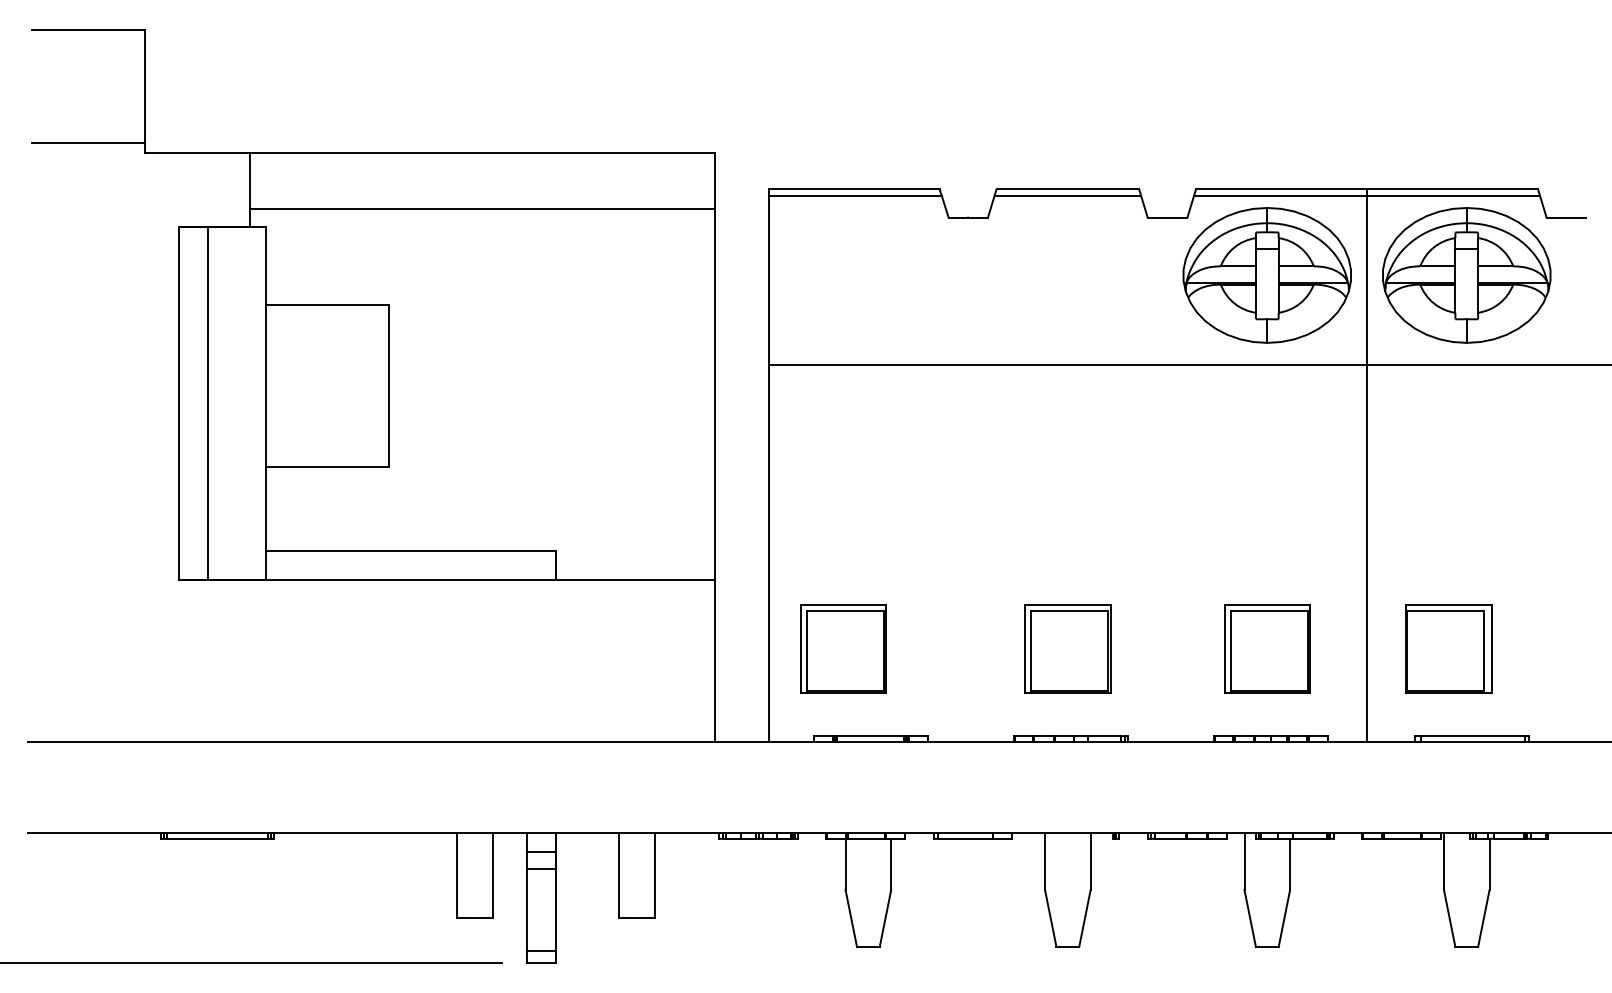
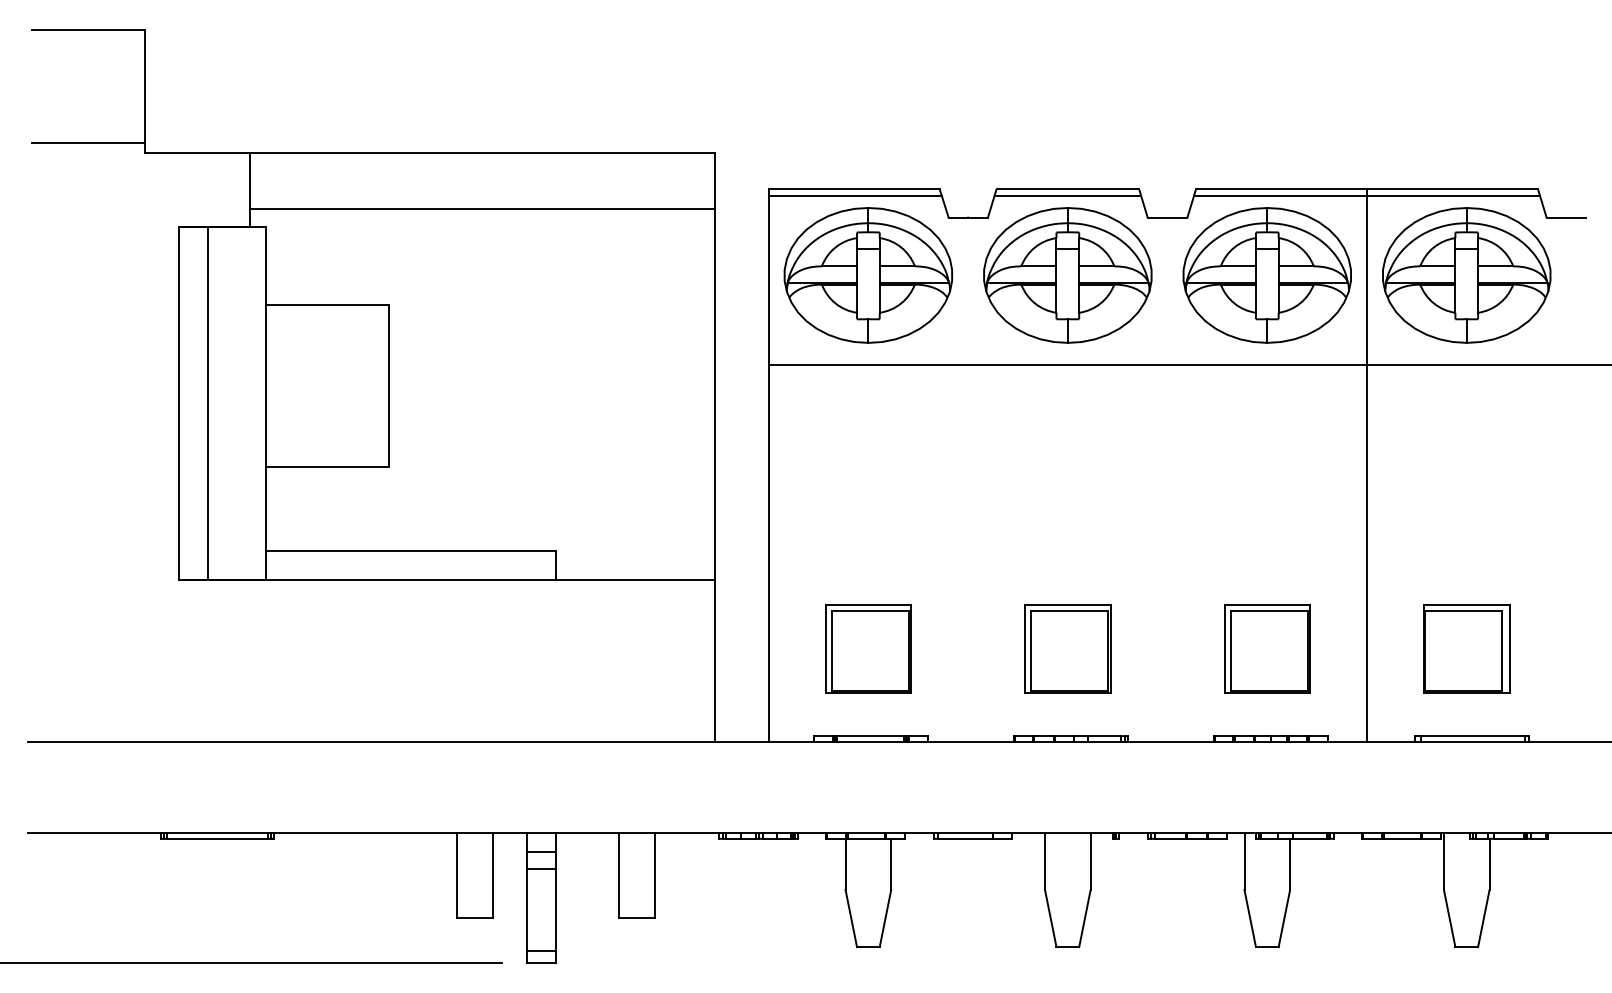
part: none -> present (867, 275)
part: none -> present (1067, 275)
part position: (843, 648) -> (868, 648) (868, 648)
part position: (1448, 648) -> (1466, 648) (1466, 648)
